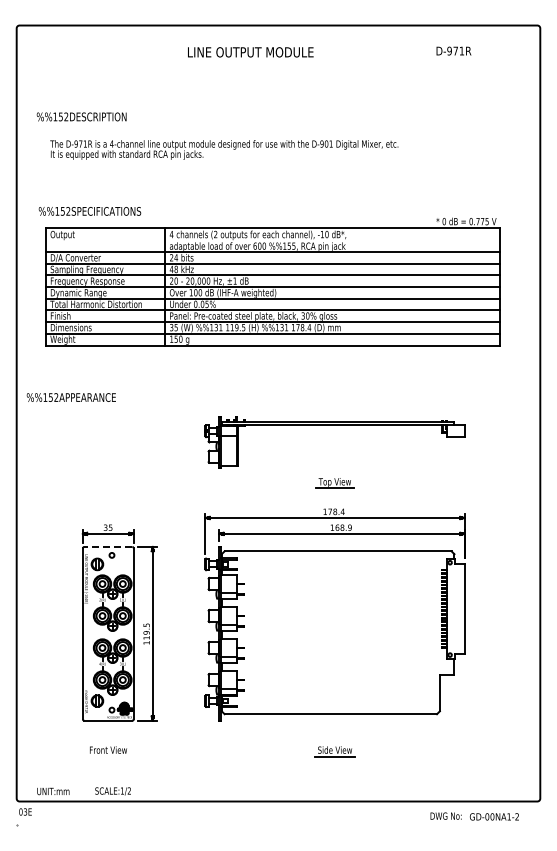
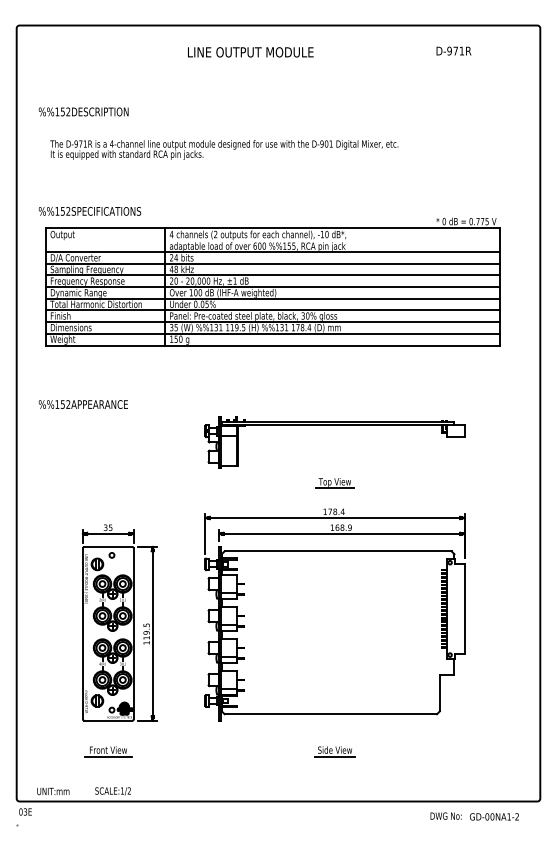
text position: (81, 116) -> (83, 111) (83, 111)
text position: (70, 397) -> (82, 404) (82, 404)
line: dashed -> solid (108, 546)
line: none -> present (108, 756)
